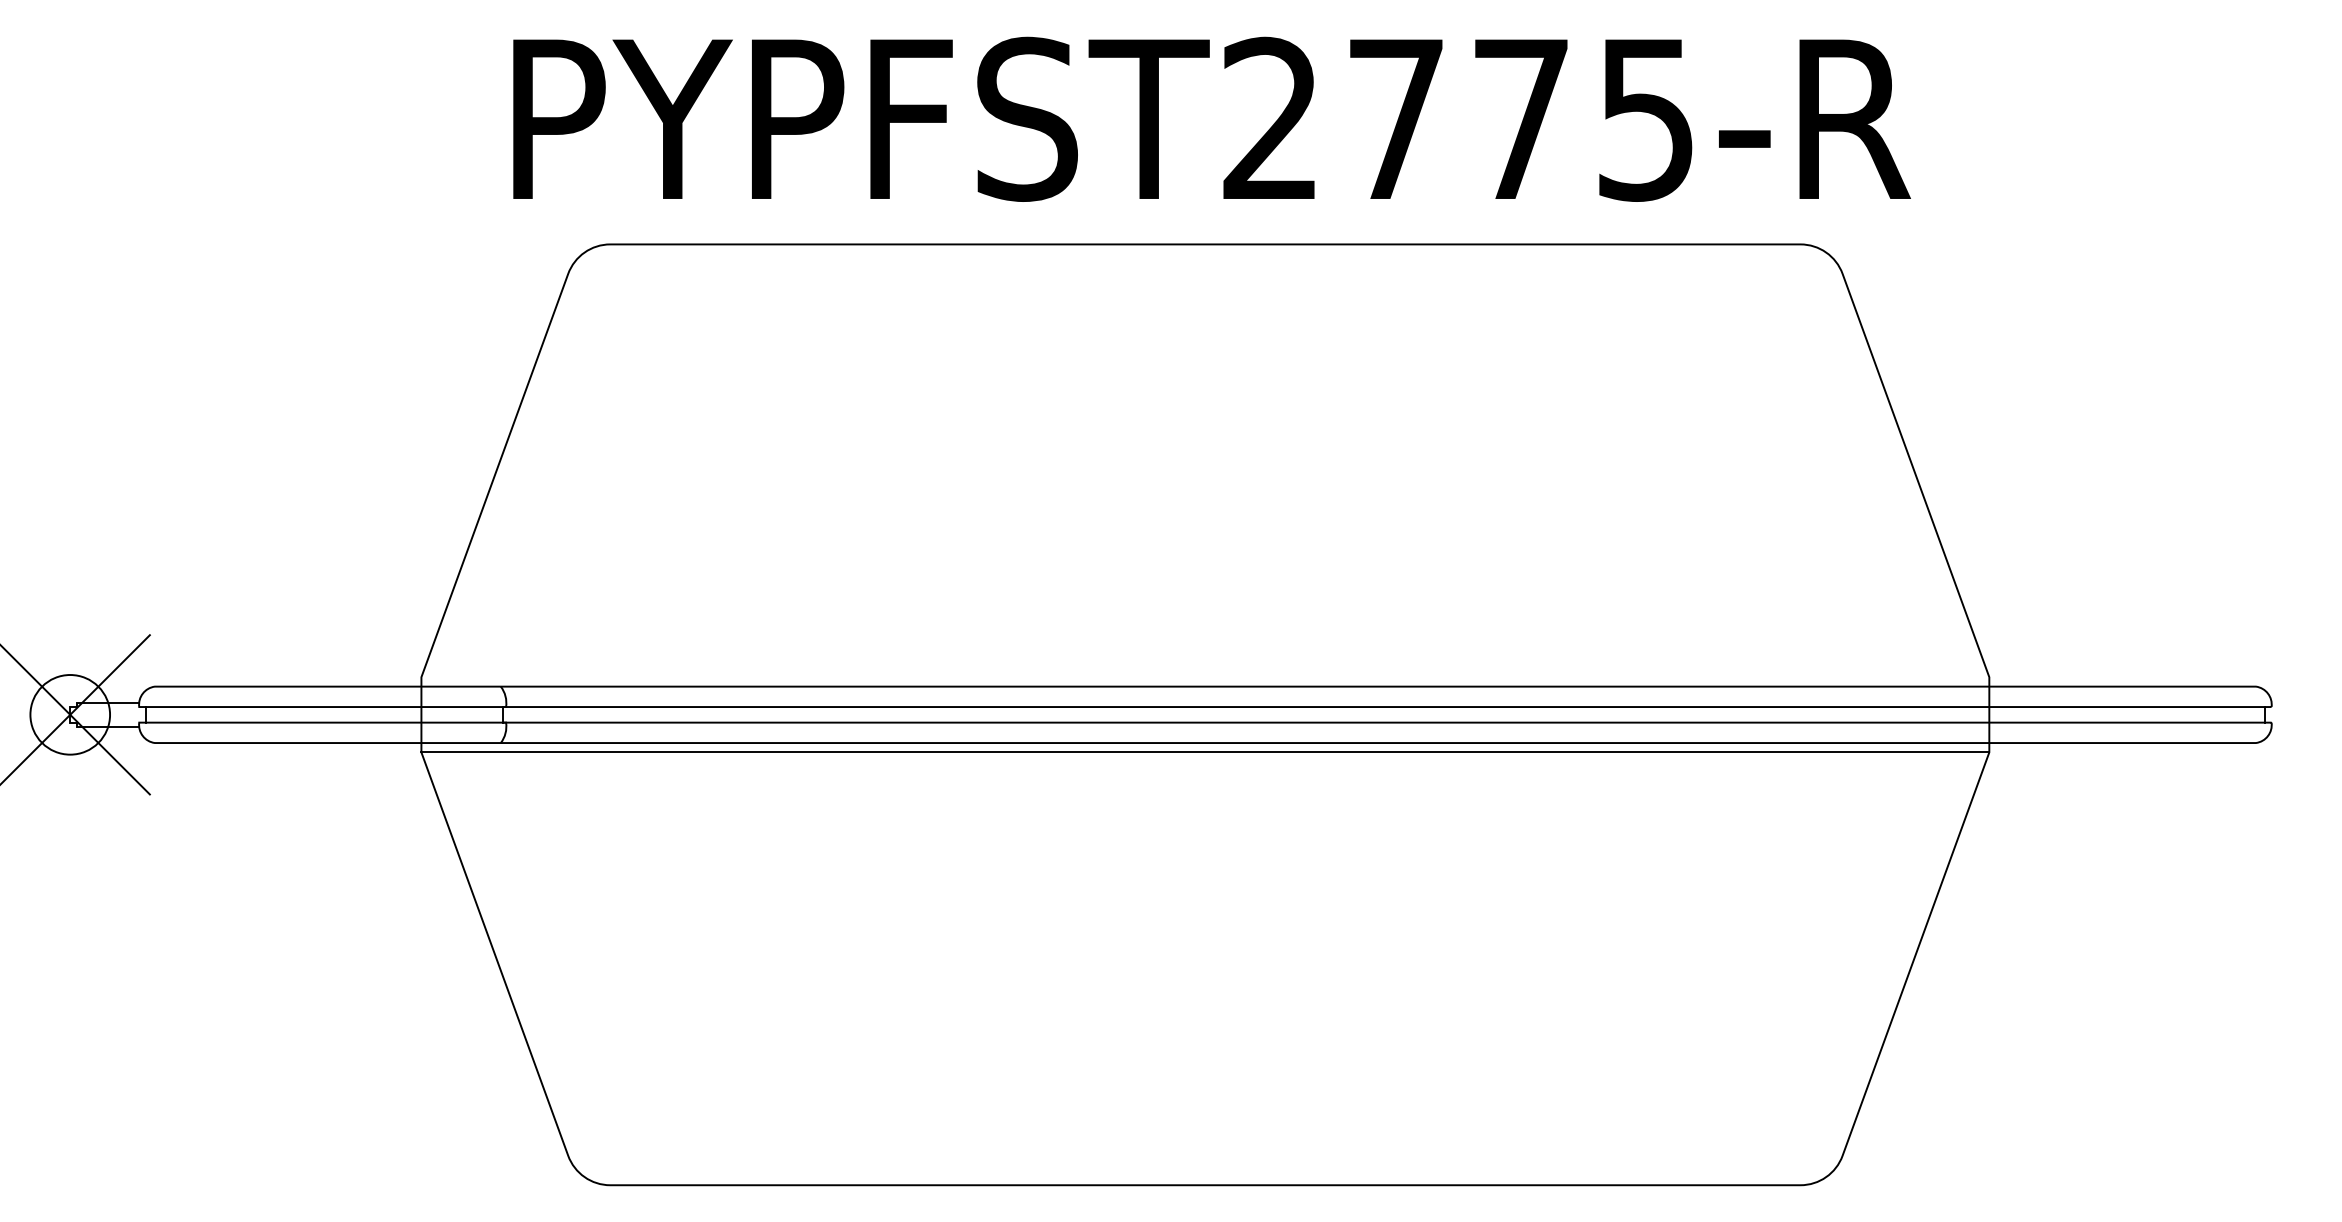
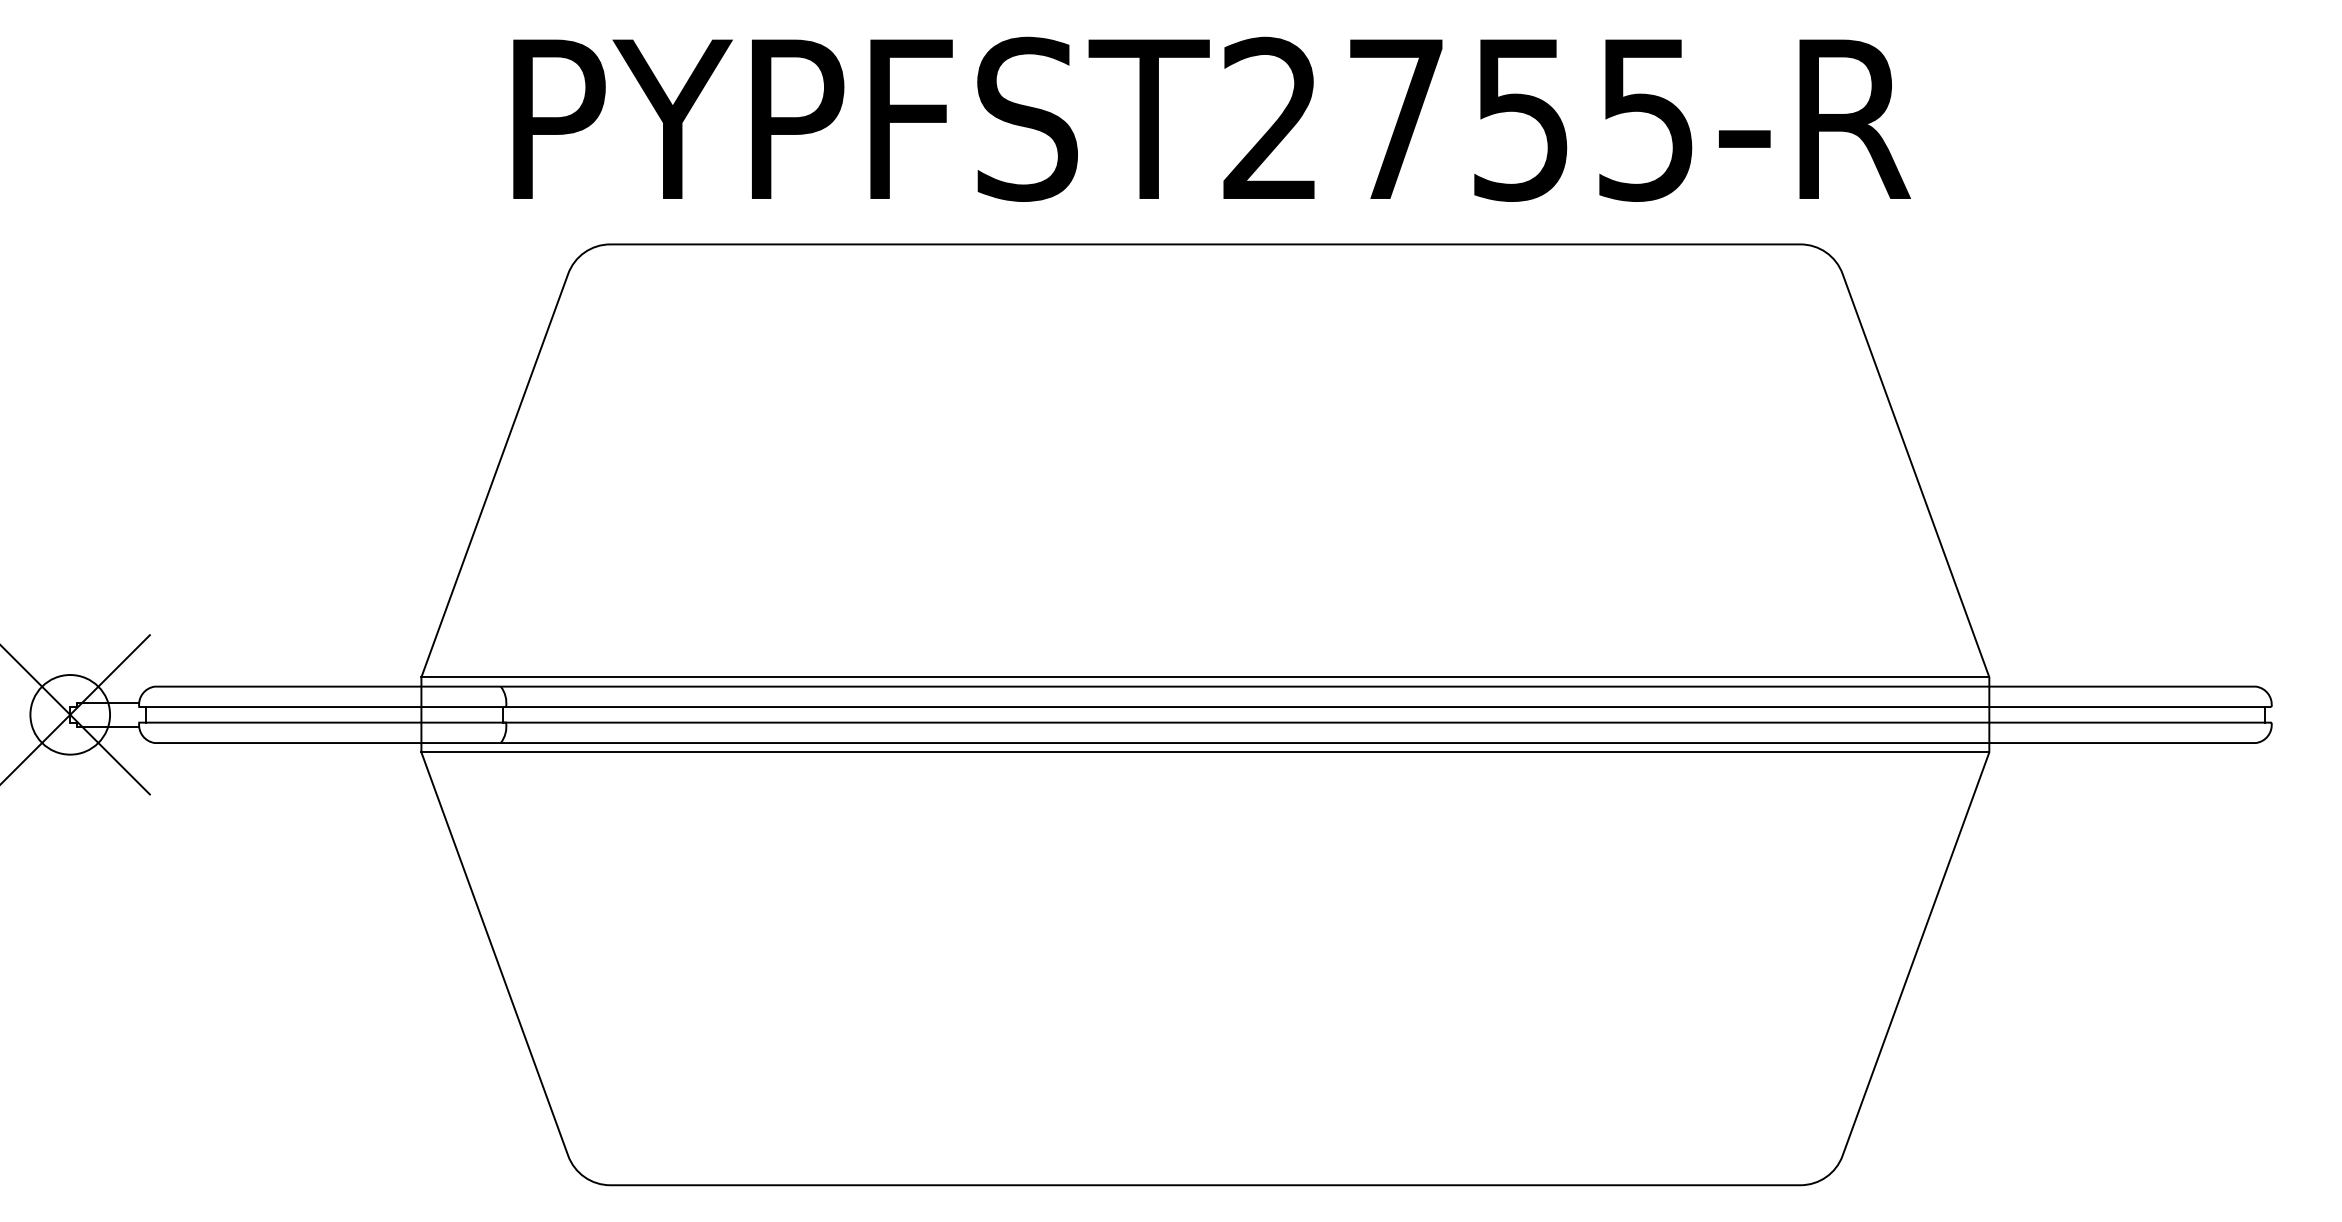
text: PYPFST2775-R -> PYPFST2755-R (1520, 120)
line: none -> present (1205, 677)
